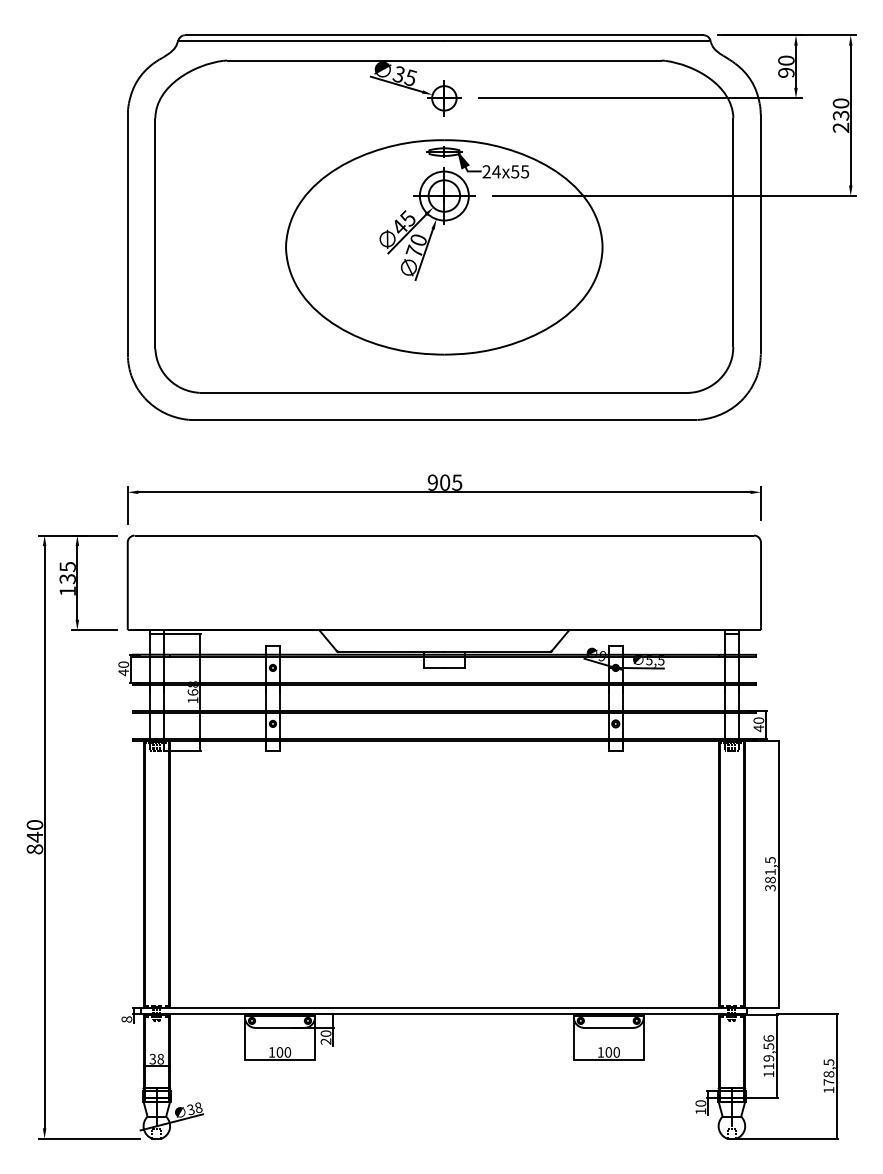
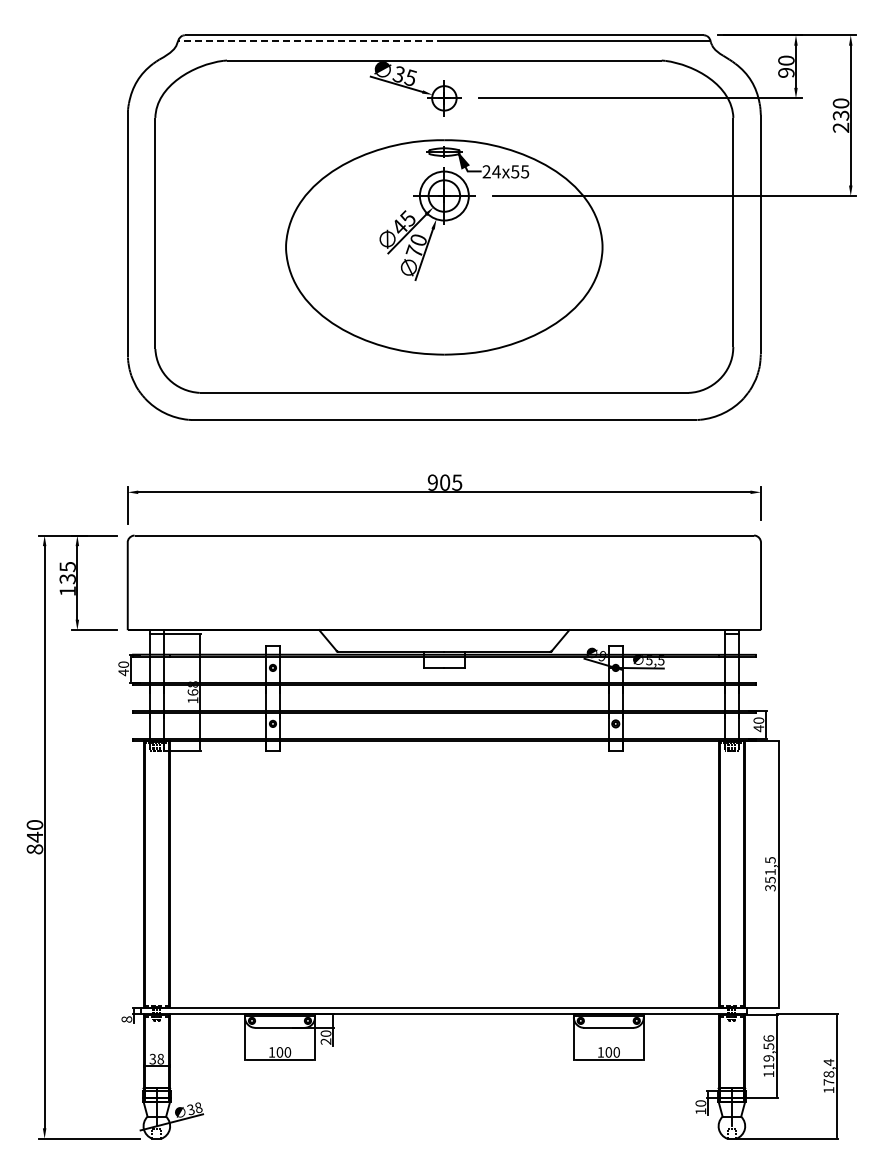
line: solid -> dashed (310, 40)
text: 381,5 -> 351,5 (770, 879)
text: 178,5 -> 178,4 (828, 1062)
